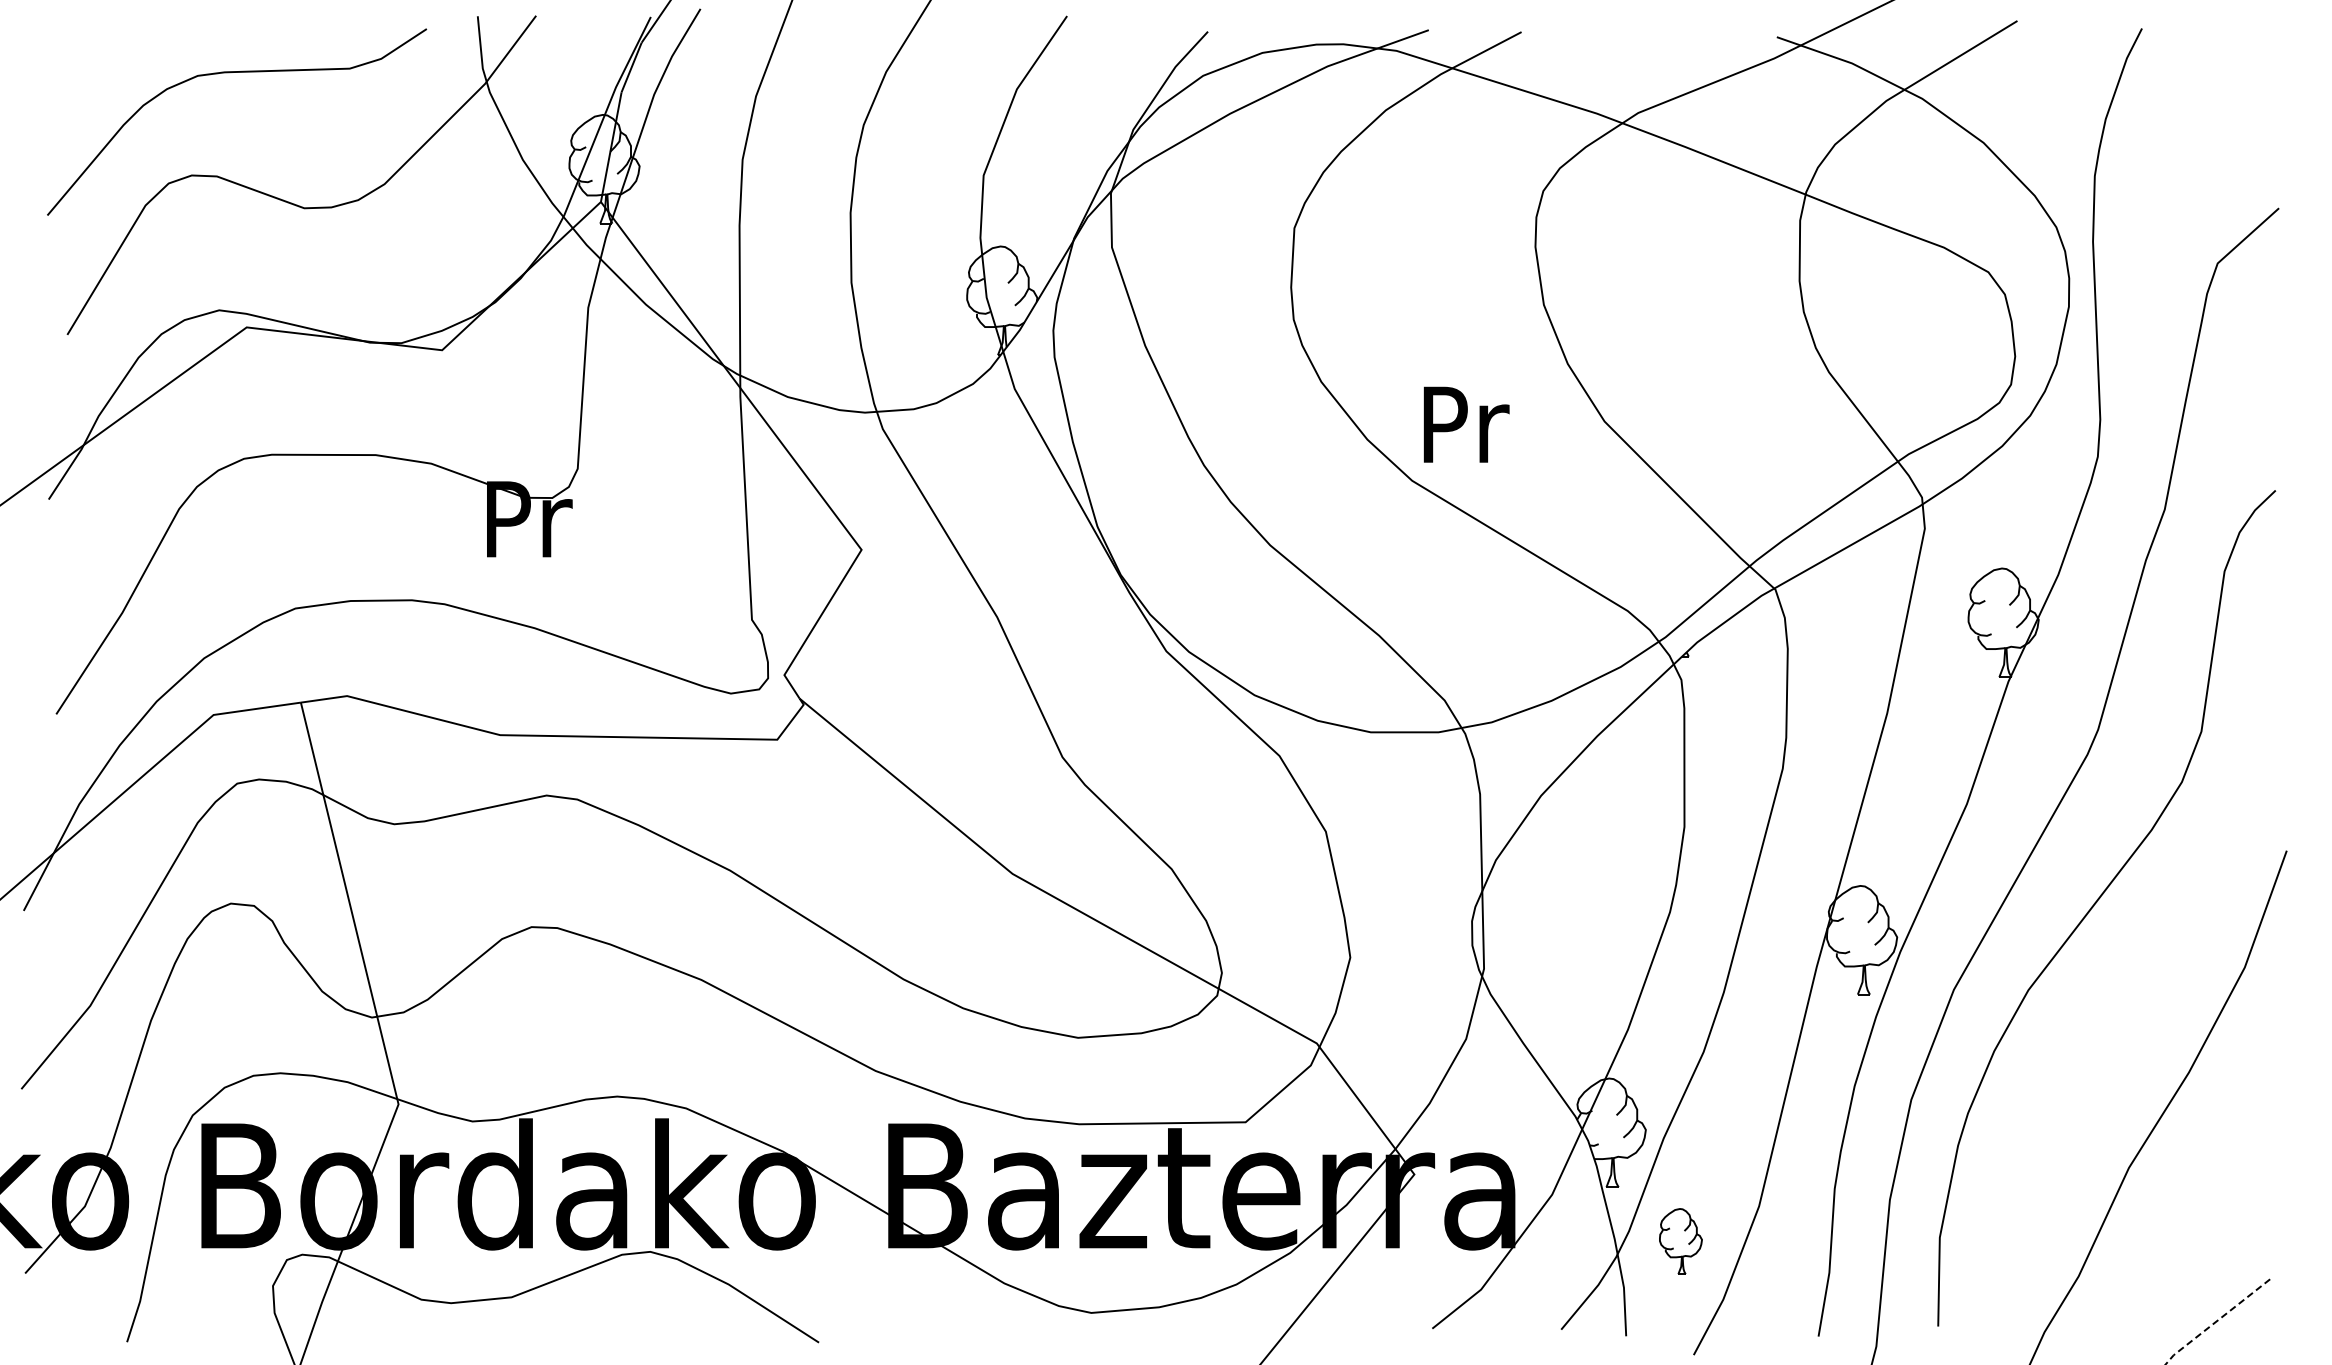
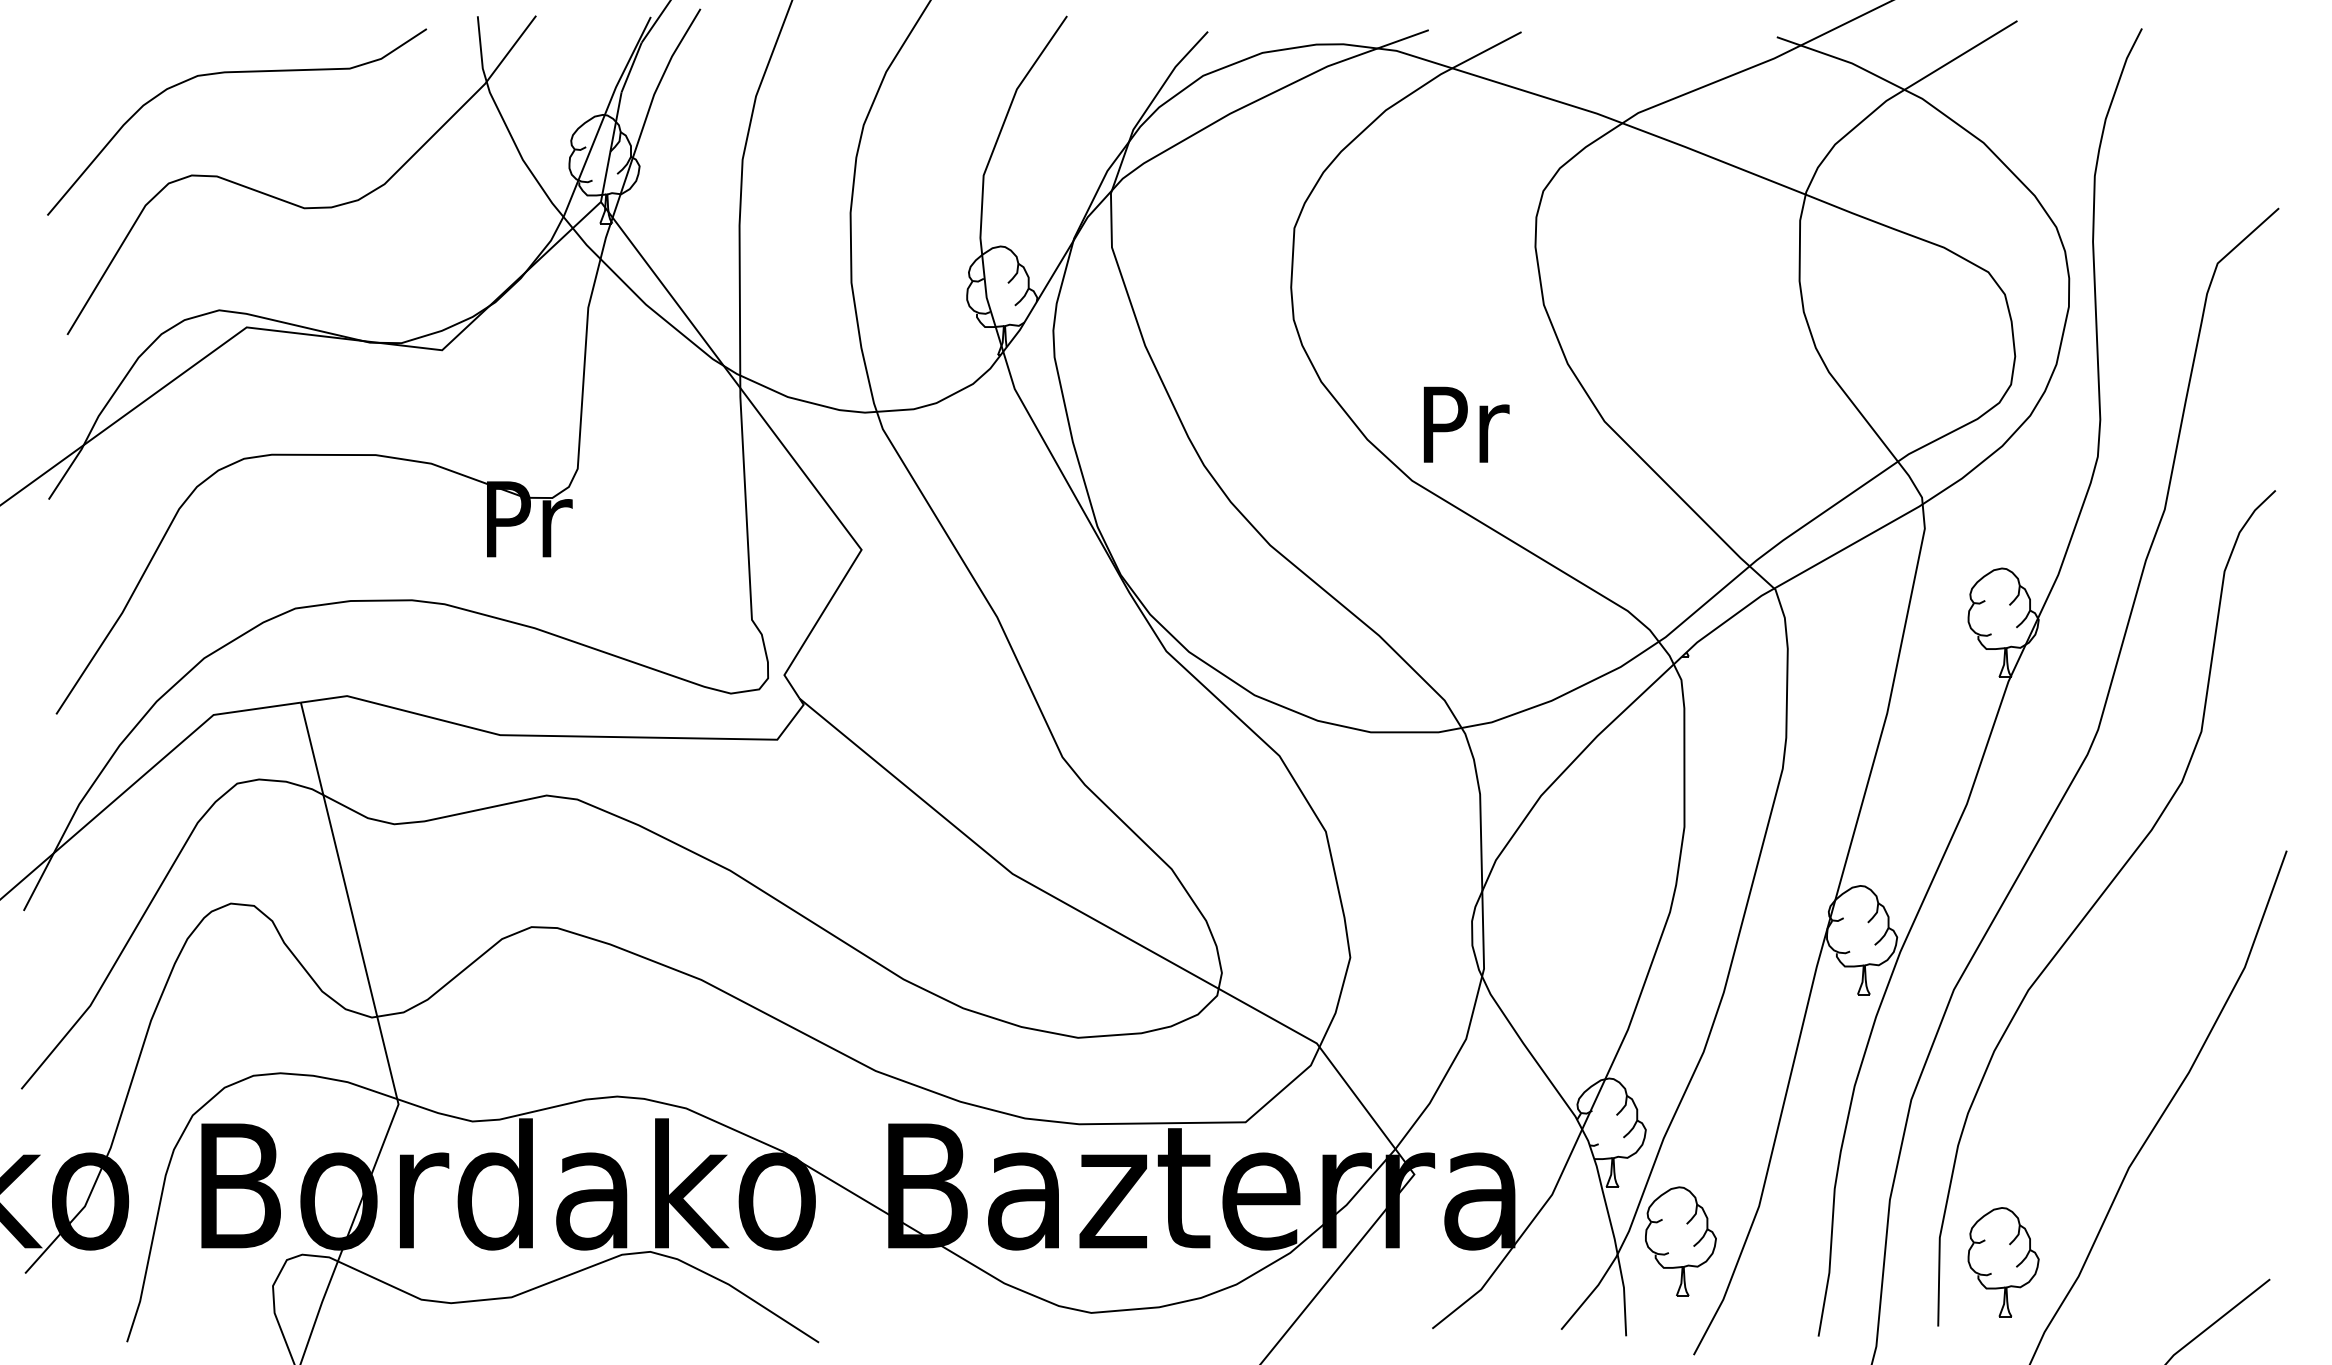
part size: 44x67 px -> 72x111 px (1680, 1241)
part: none -> present (2003, 1262)
line: dashed -> solid (2216, 1321)
